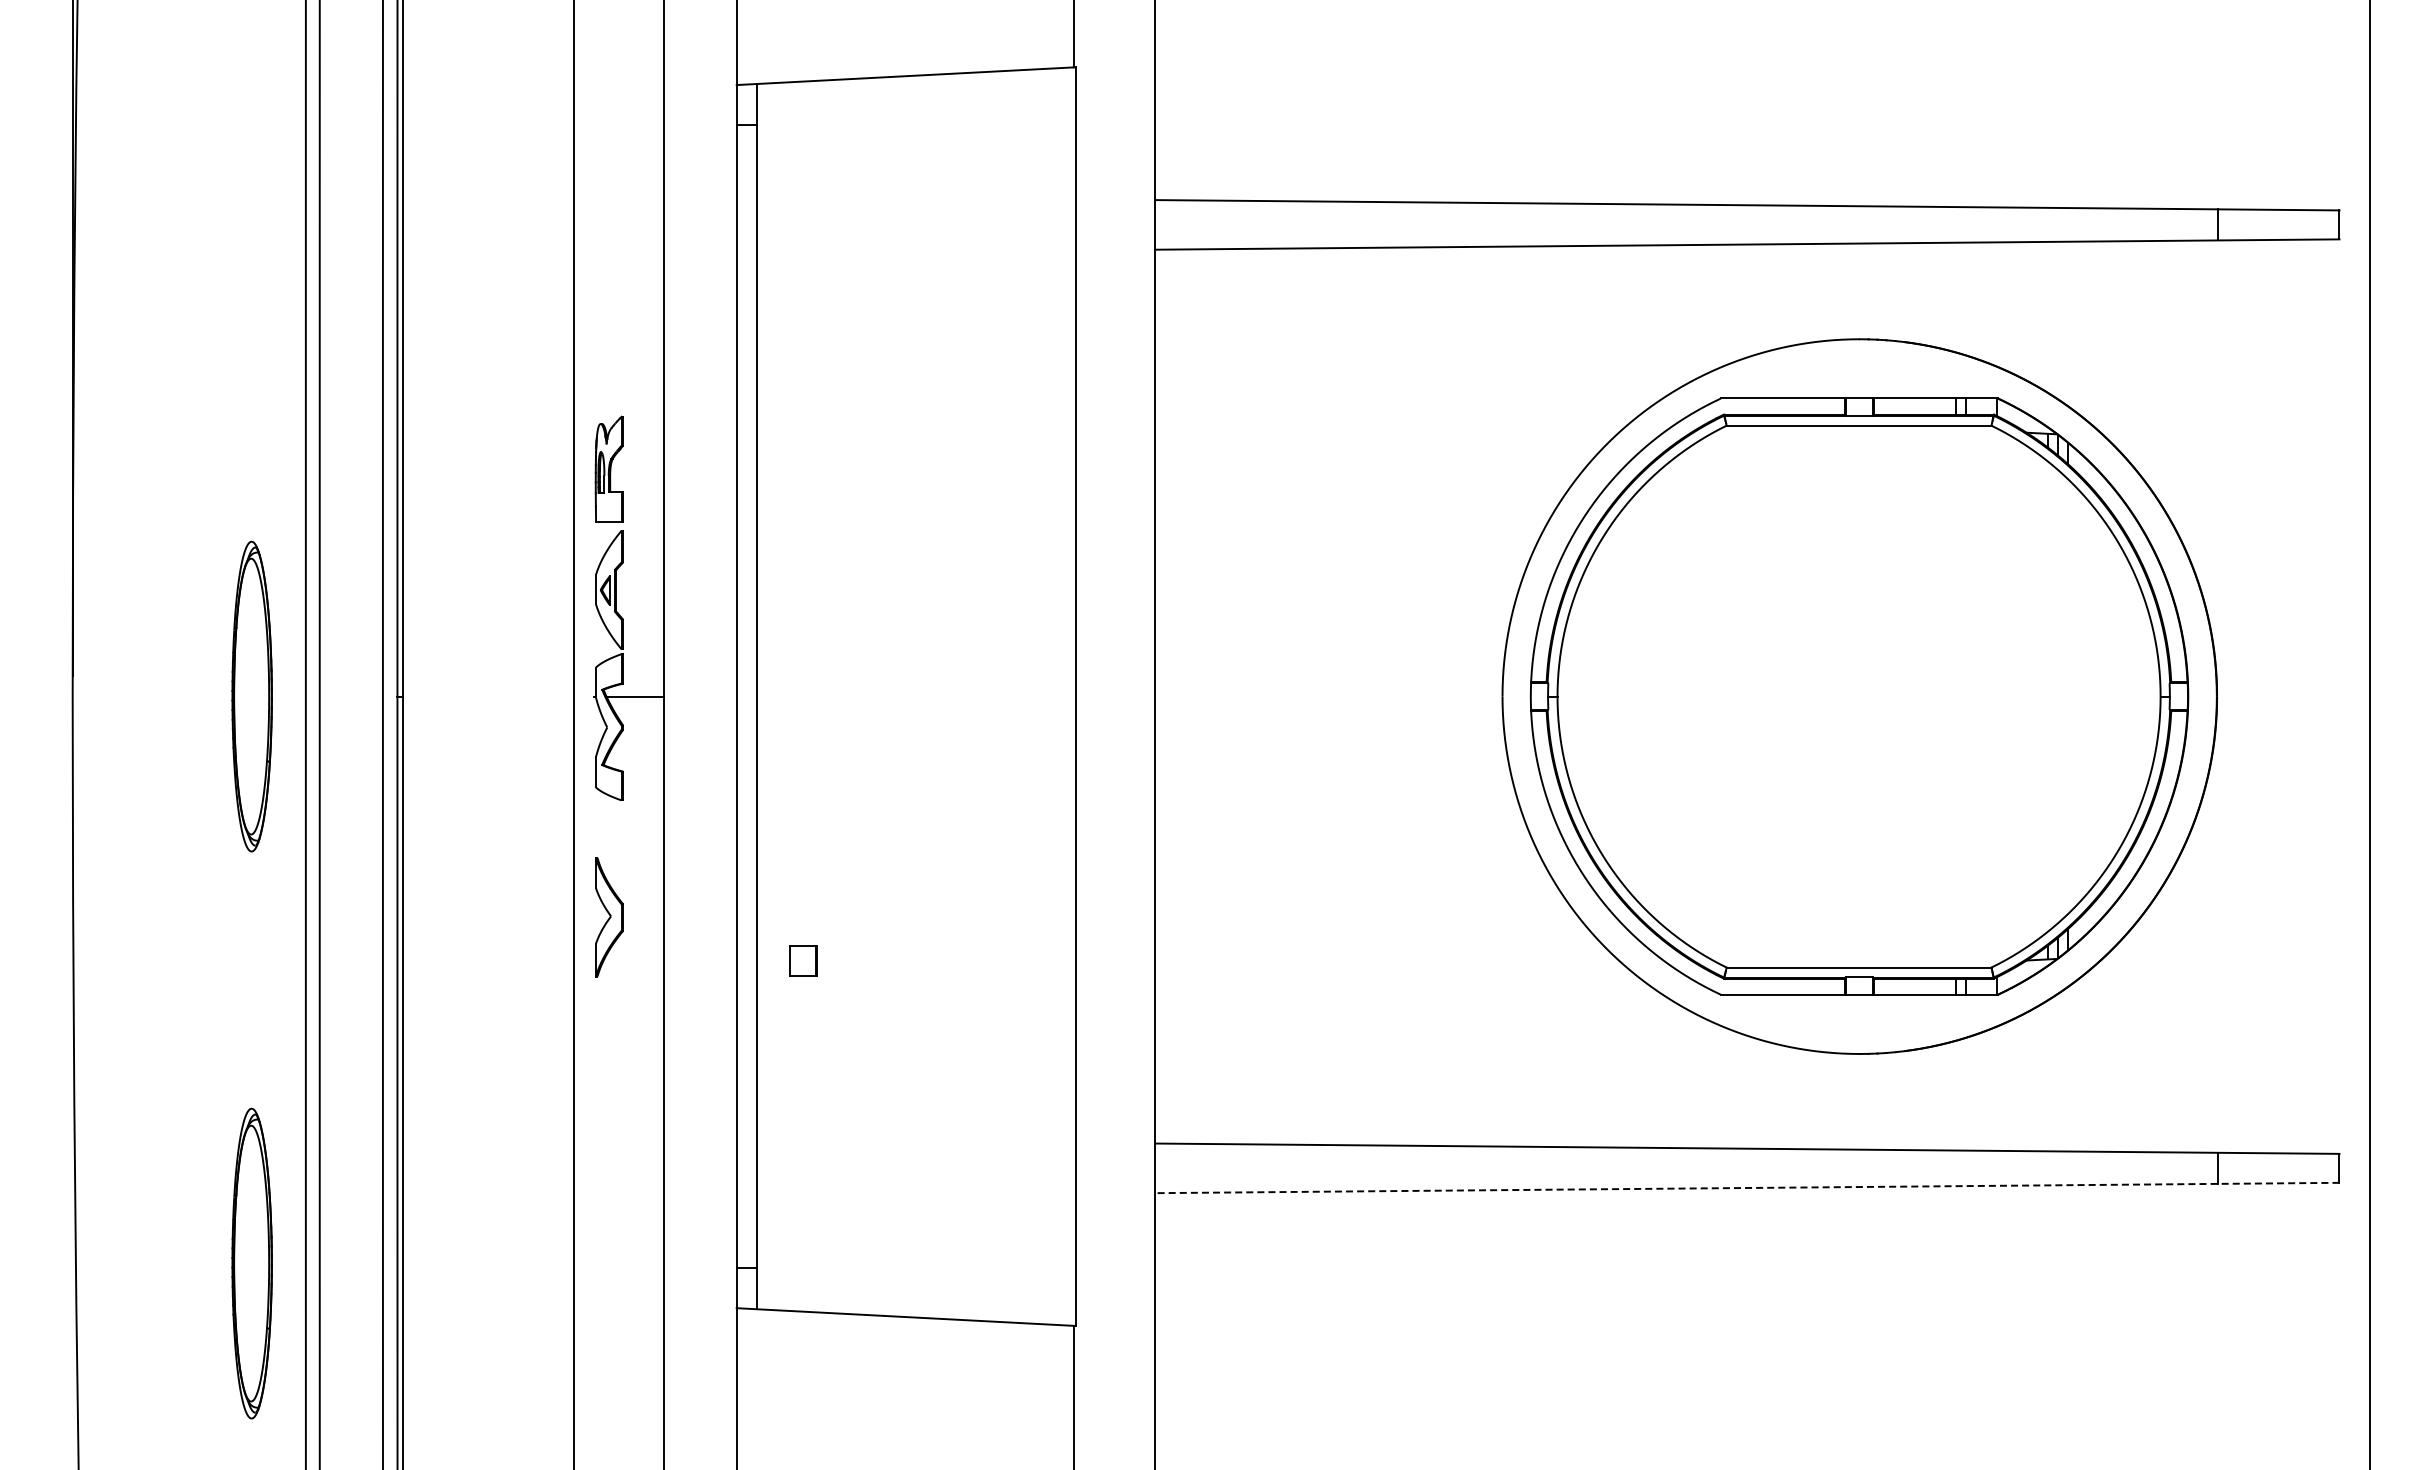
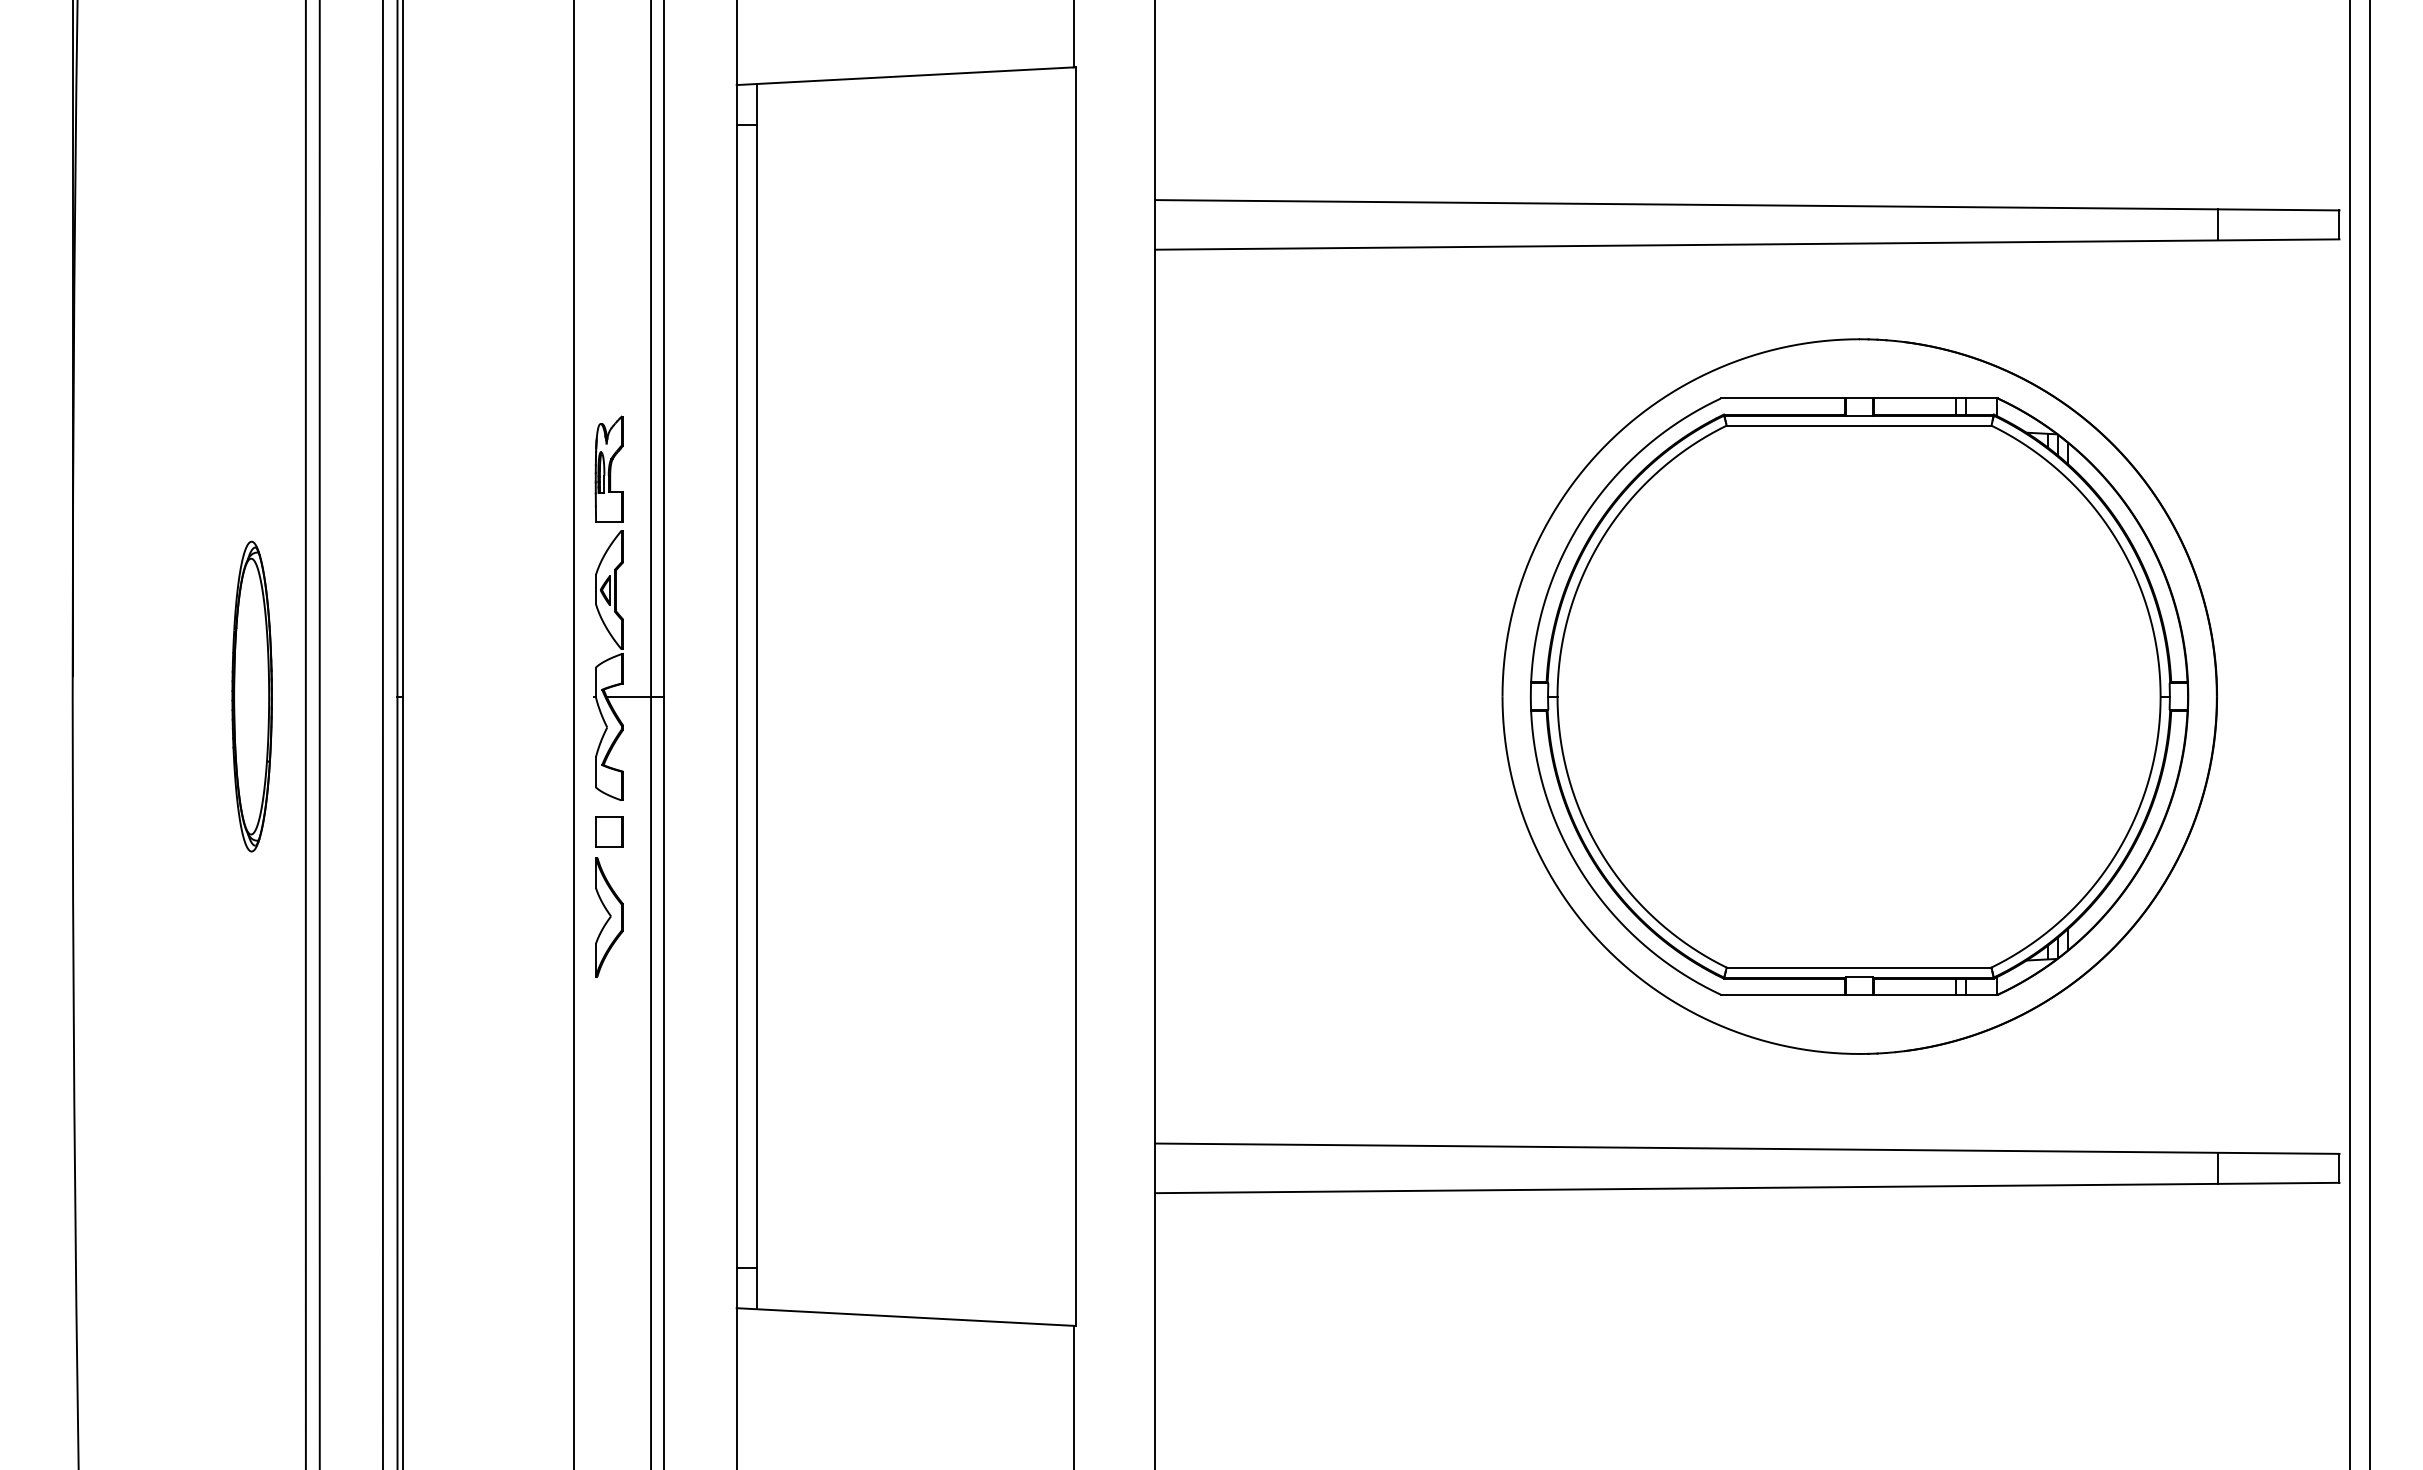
line: none -> present (651, 734)
line: none -> present (2350, 734)
part position: (803, 960) -> (609, 831) (609, 831)
line: dashed -> solid (1746, 1188)
part: present -> none (251, 1263)
